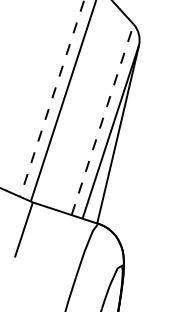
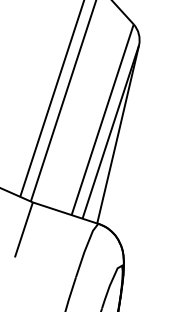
line: dashed -> solid (52, 98)
line: dashed -> solid (102, 119)
